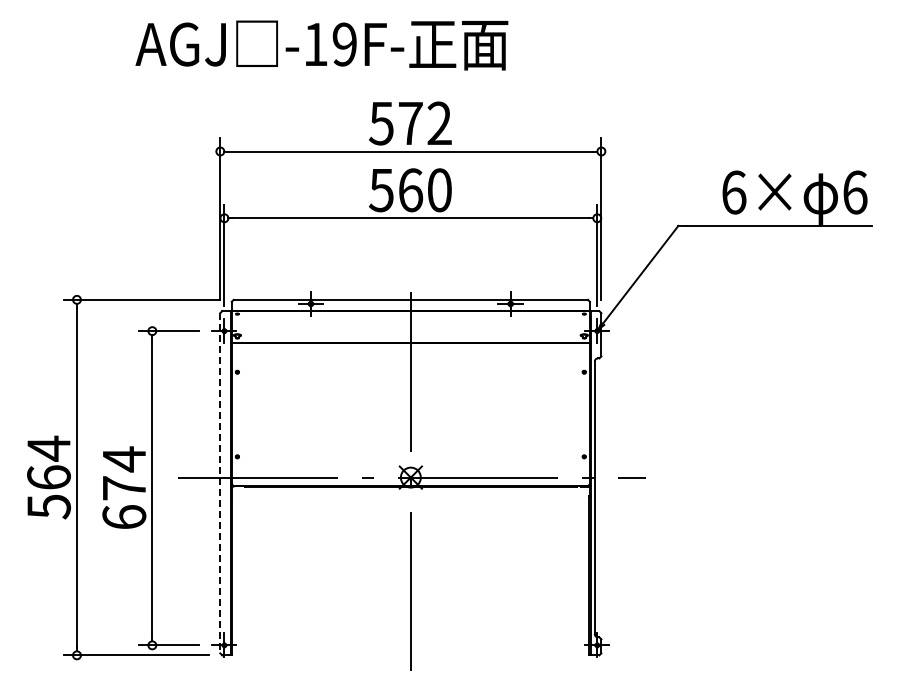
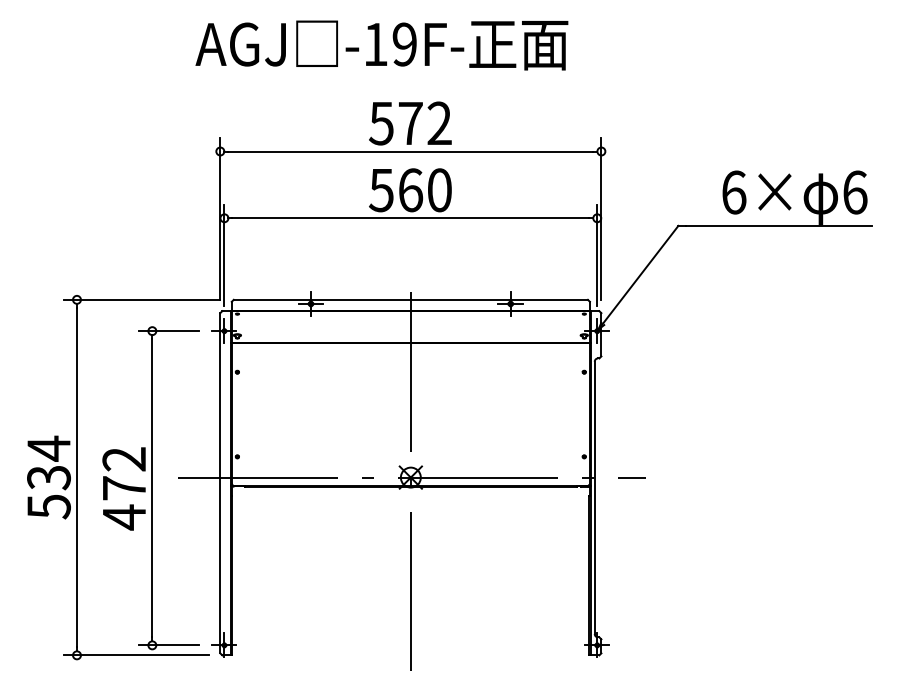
text position: (321, 45) -> (381, 45) (381, 45)
text: 564 -> 534 (48, 477)
line: dashed -> solid (220, 483)
text: 674 -> 472 (124, 488)
